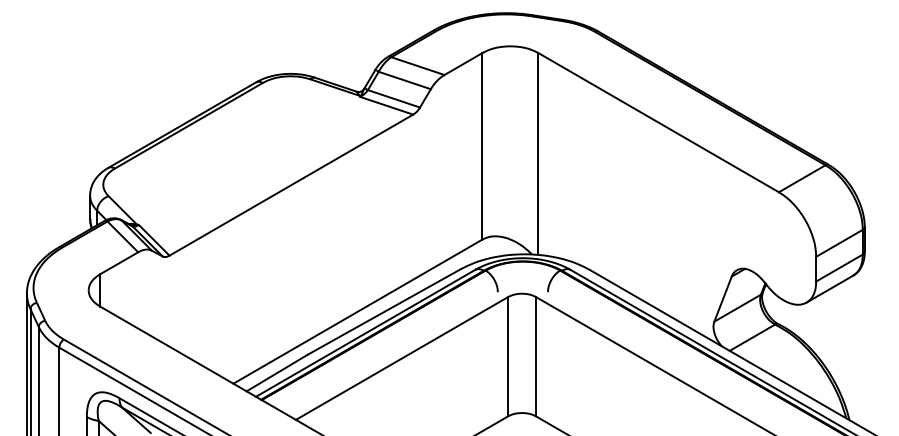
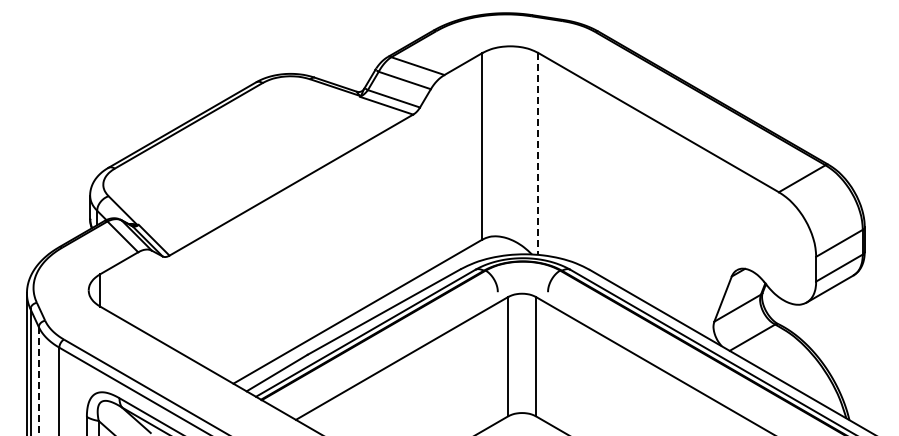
line: solid -> dashed (538, 153)
line: solid -> dashed (38, 381)
